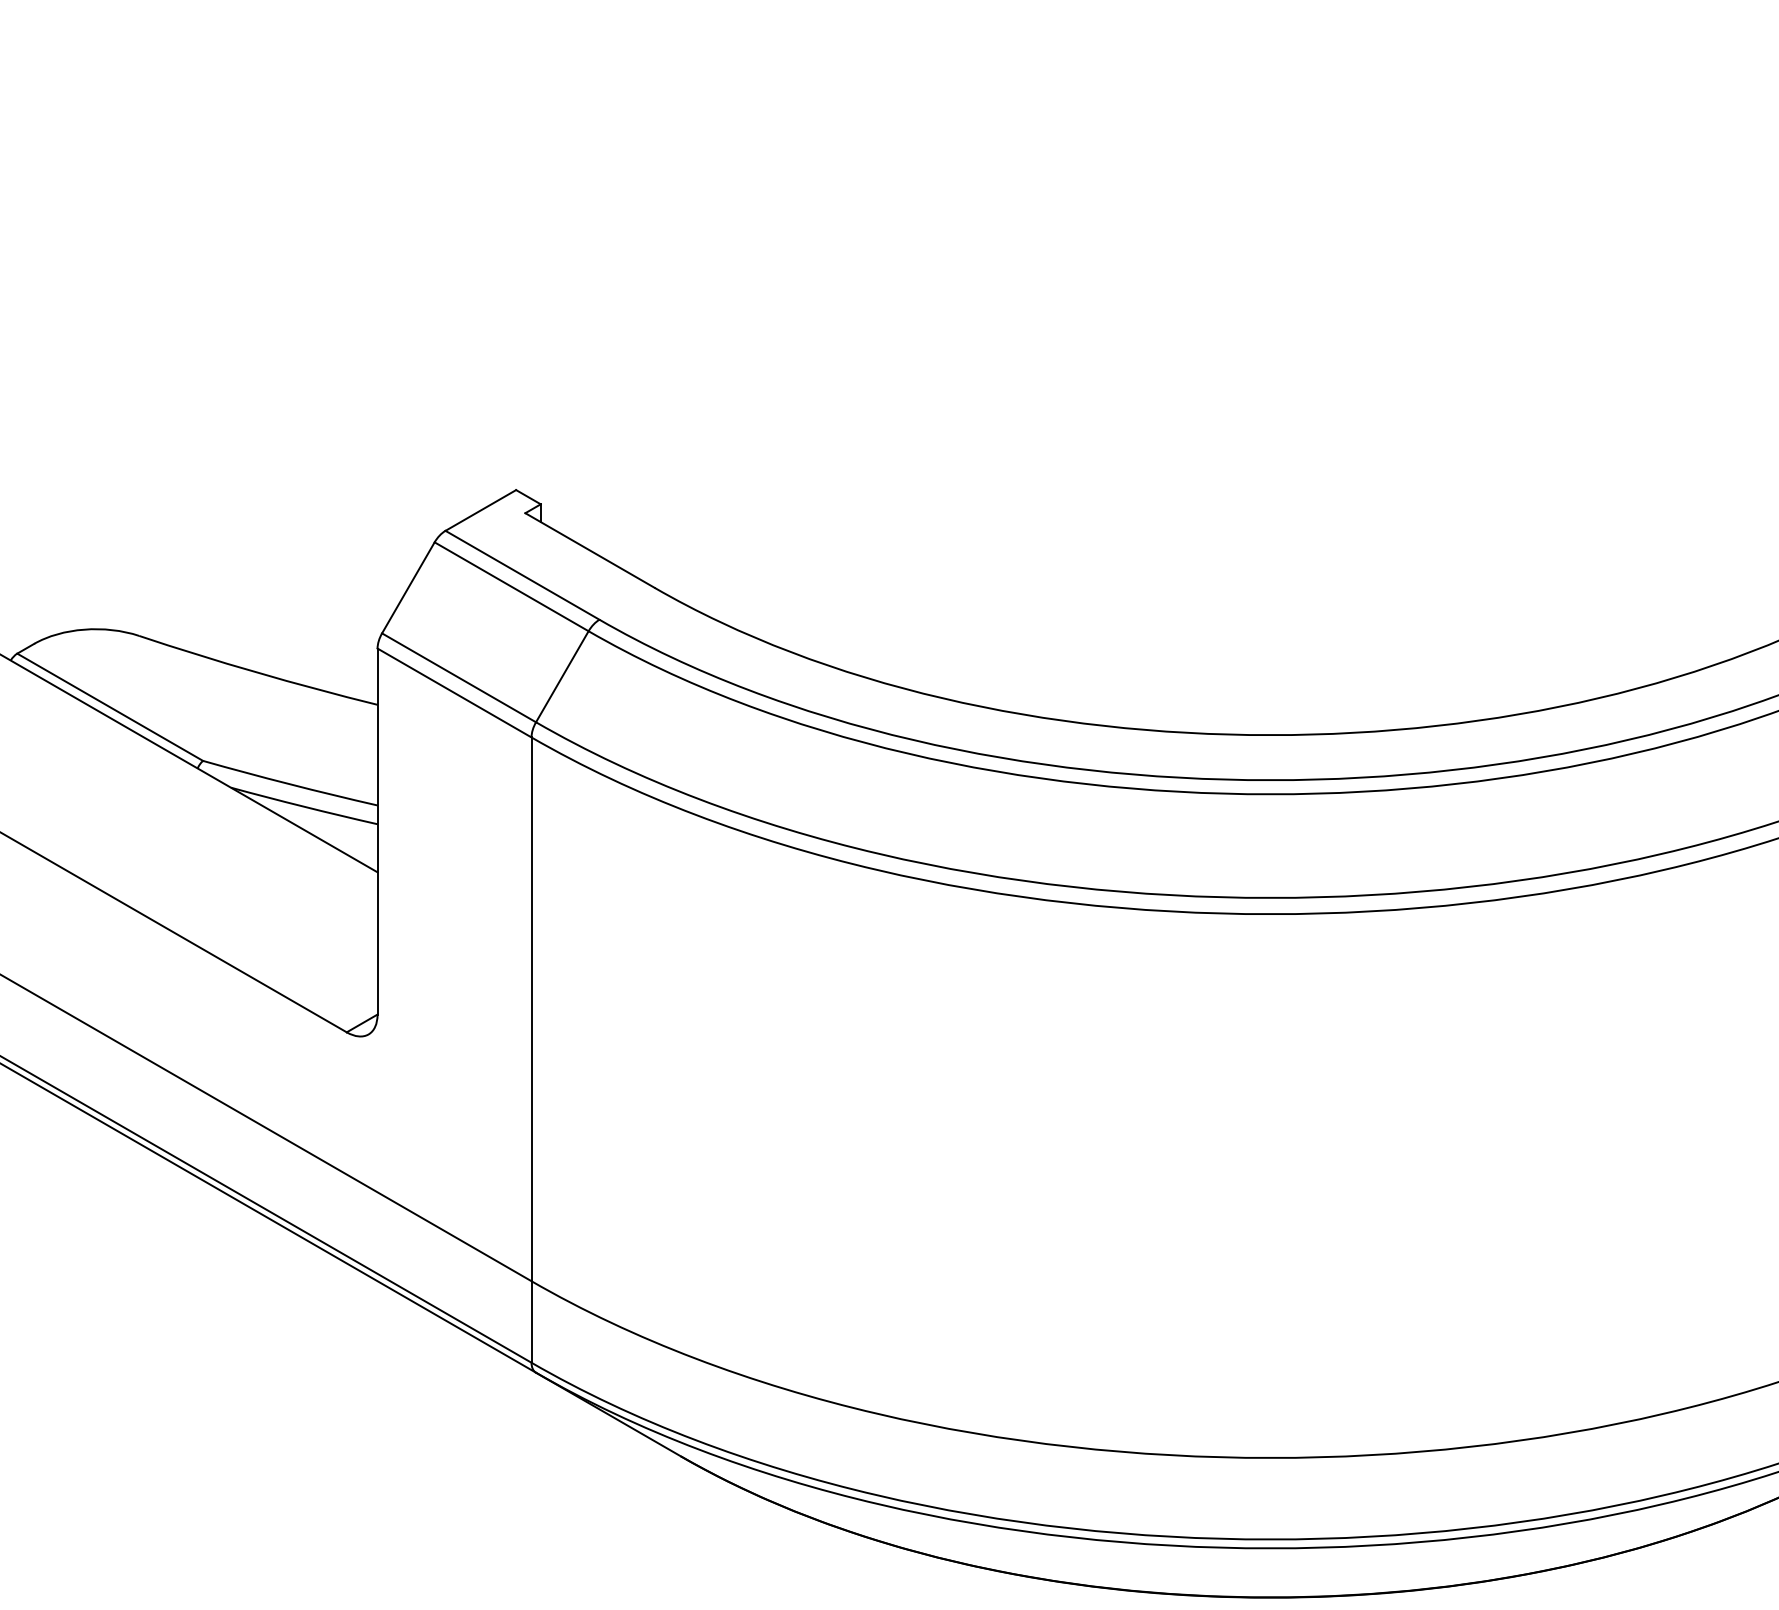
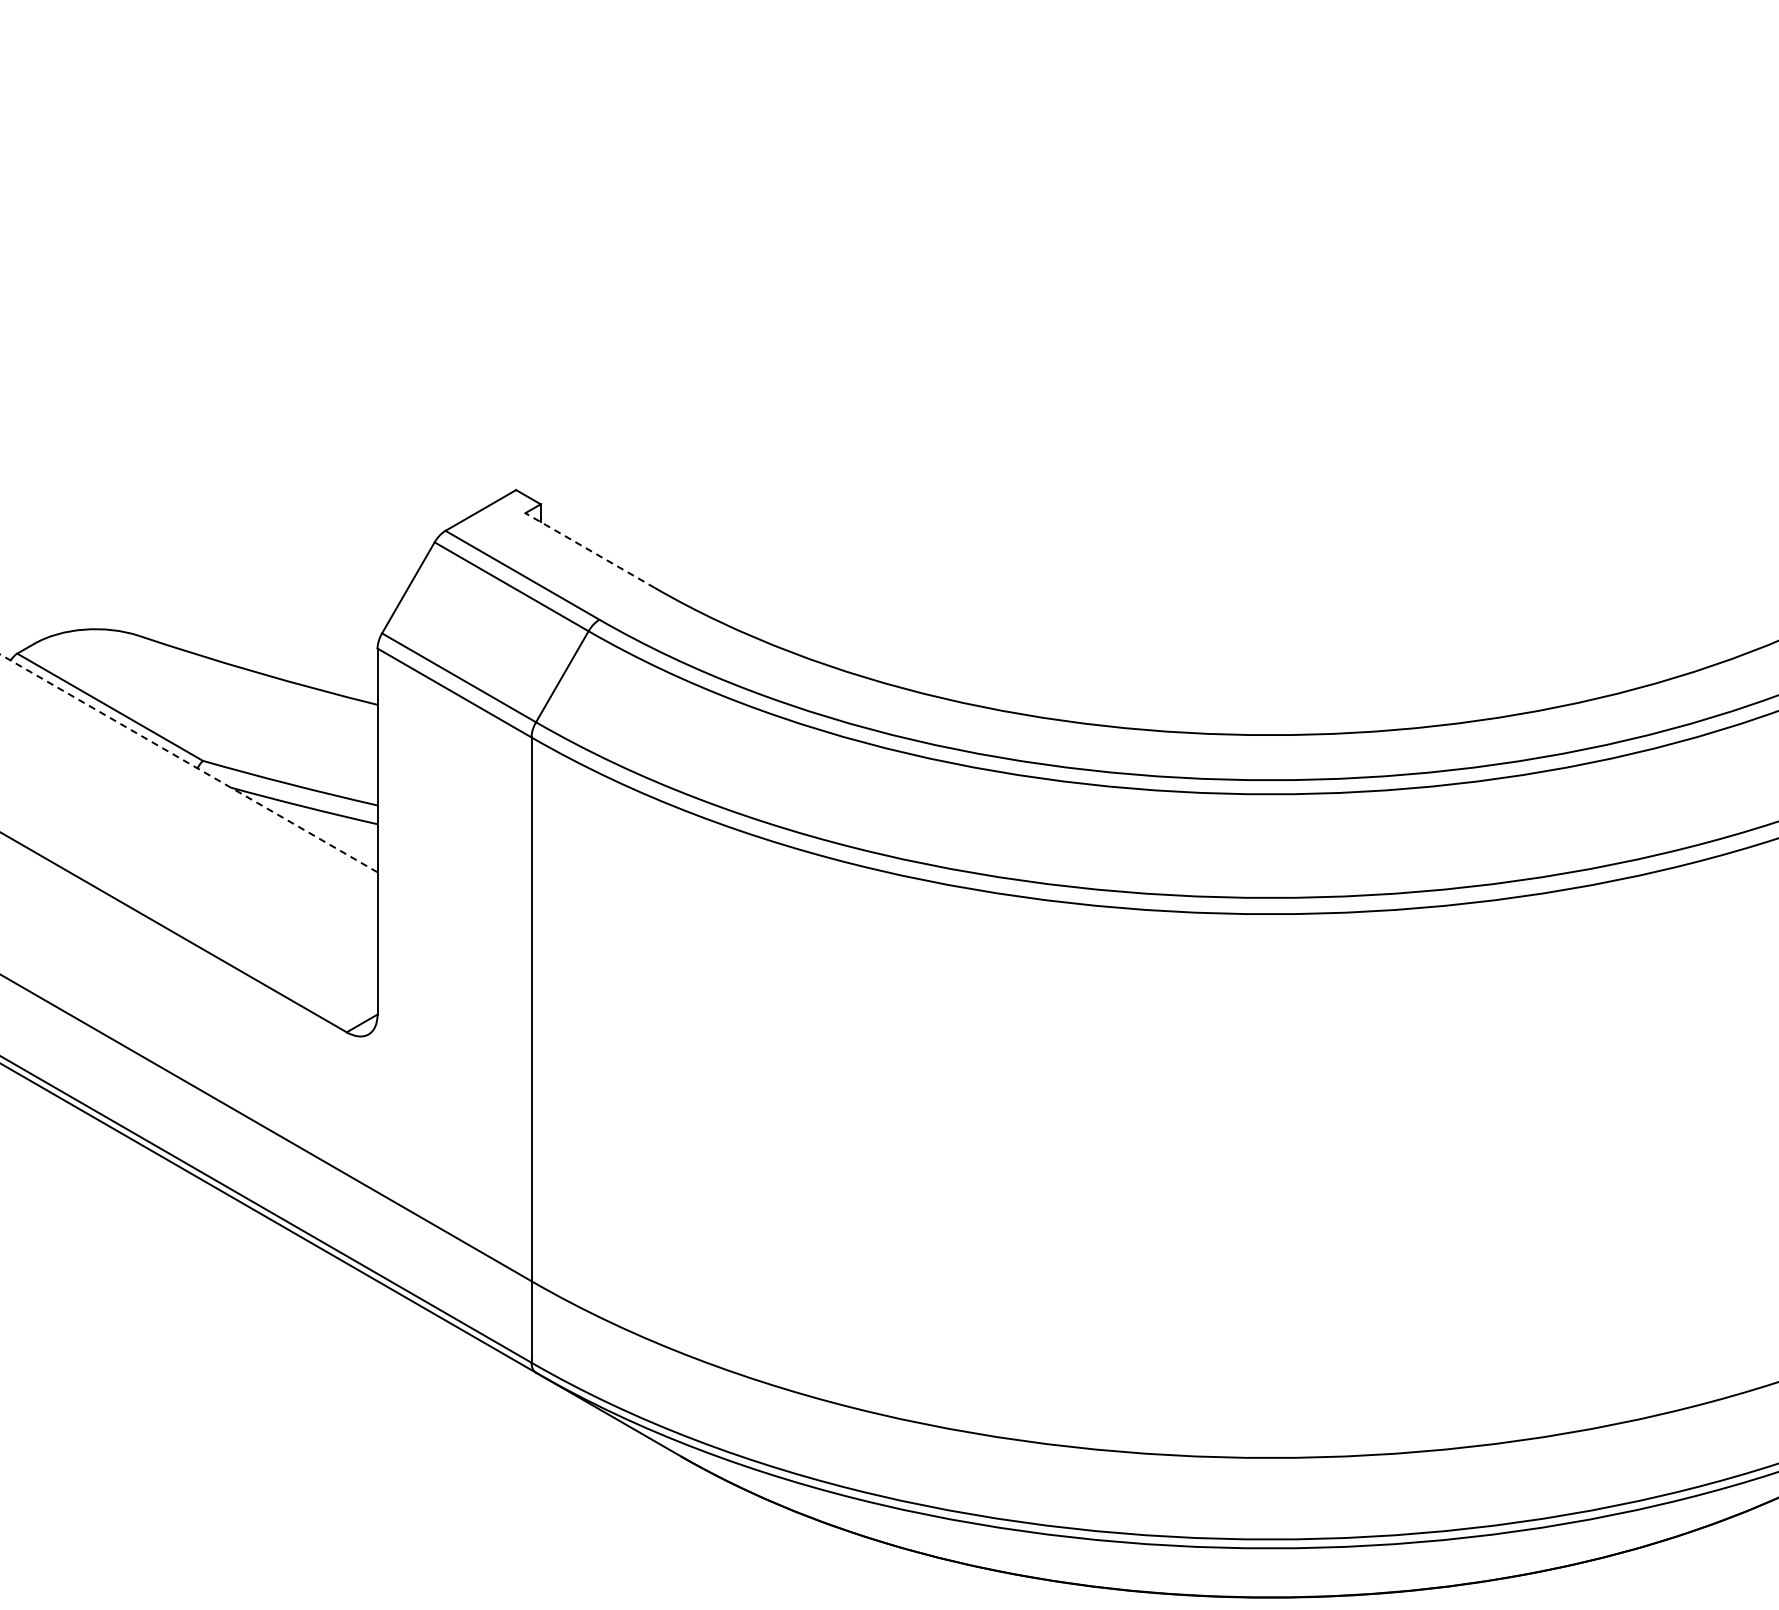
line: solid -> dashed (590, 550)
line: solid -> dashed (189, 763)
